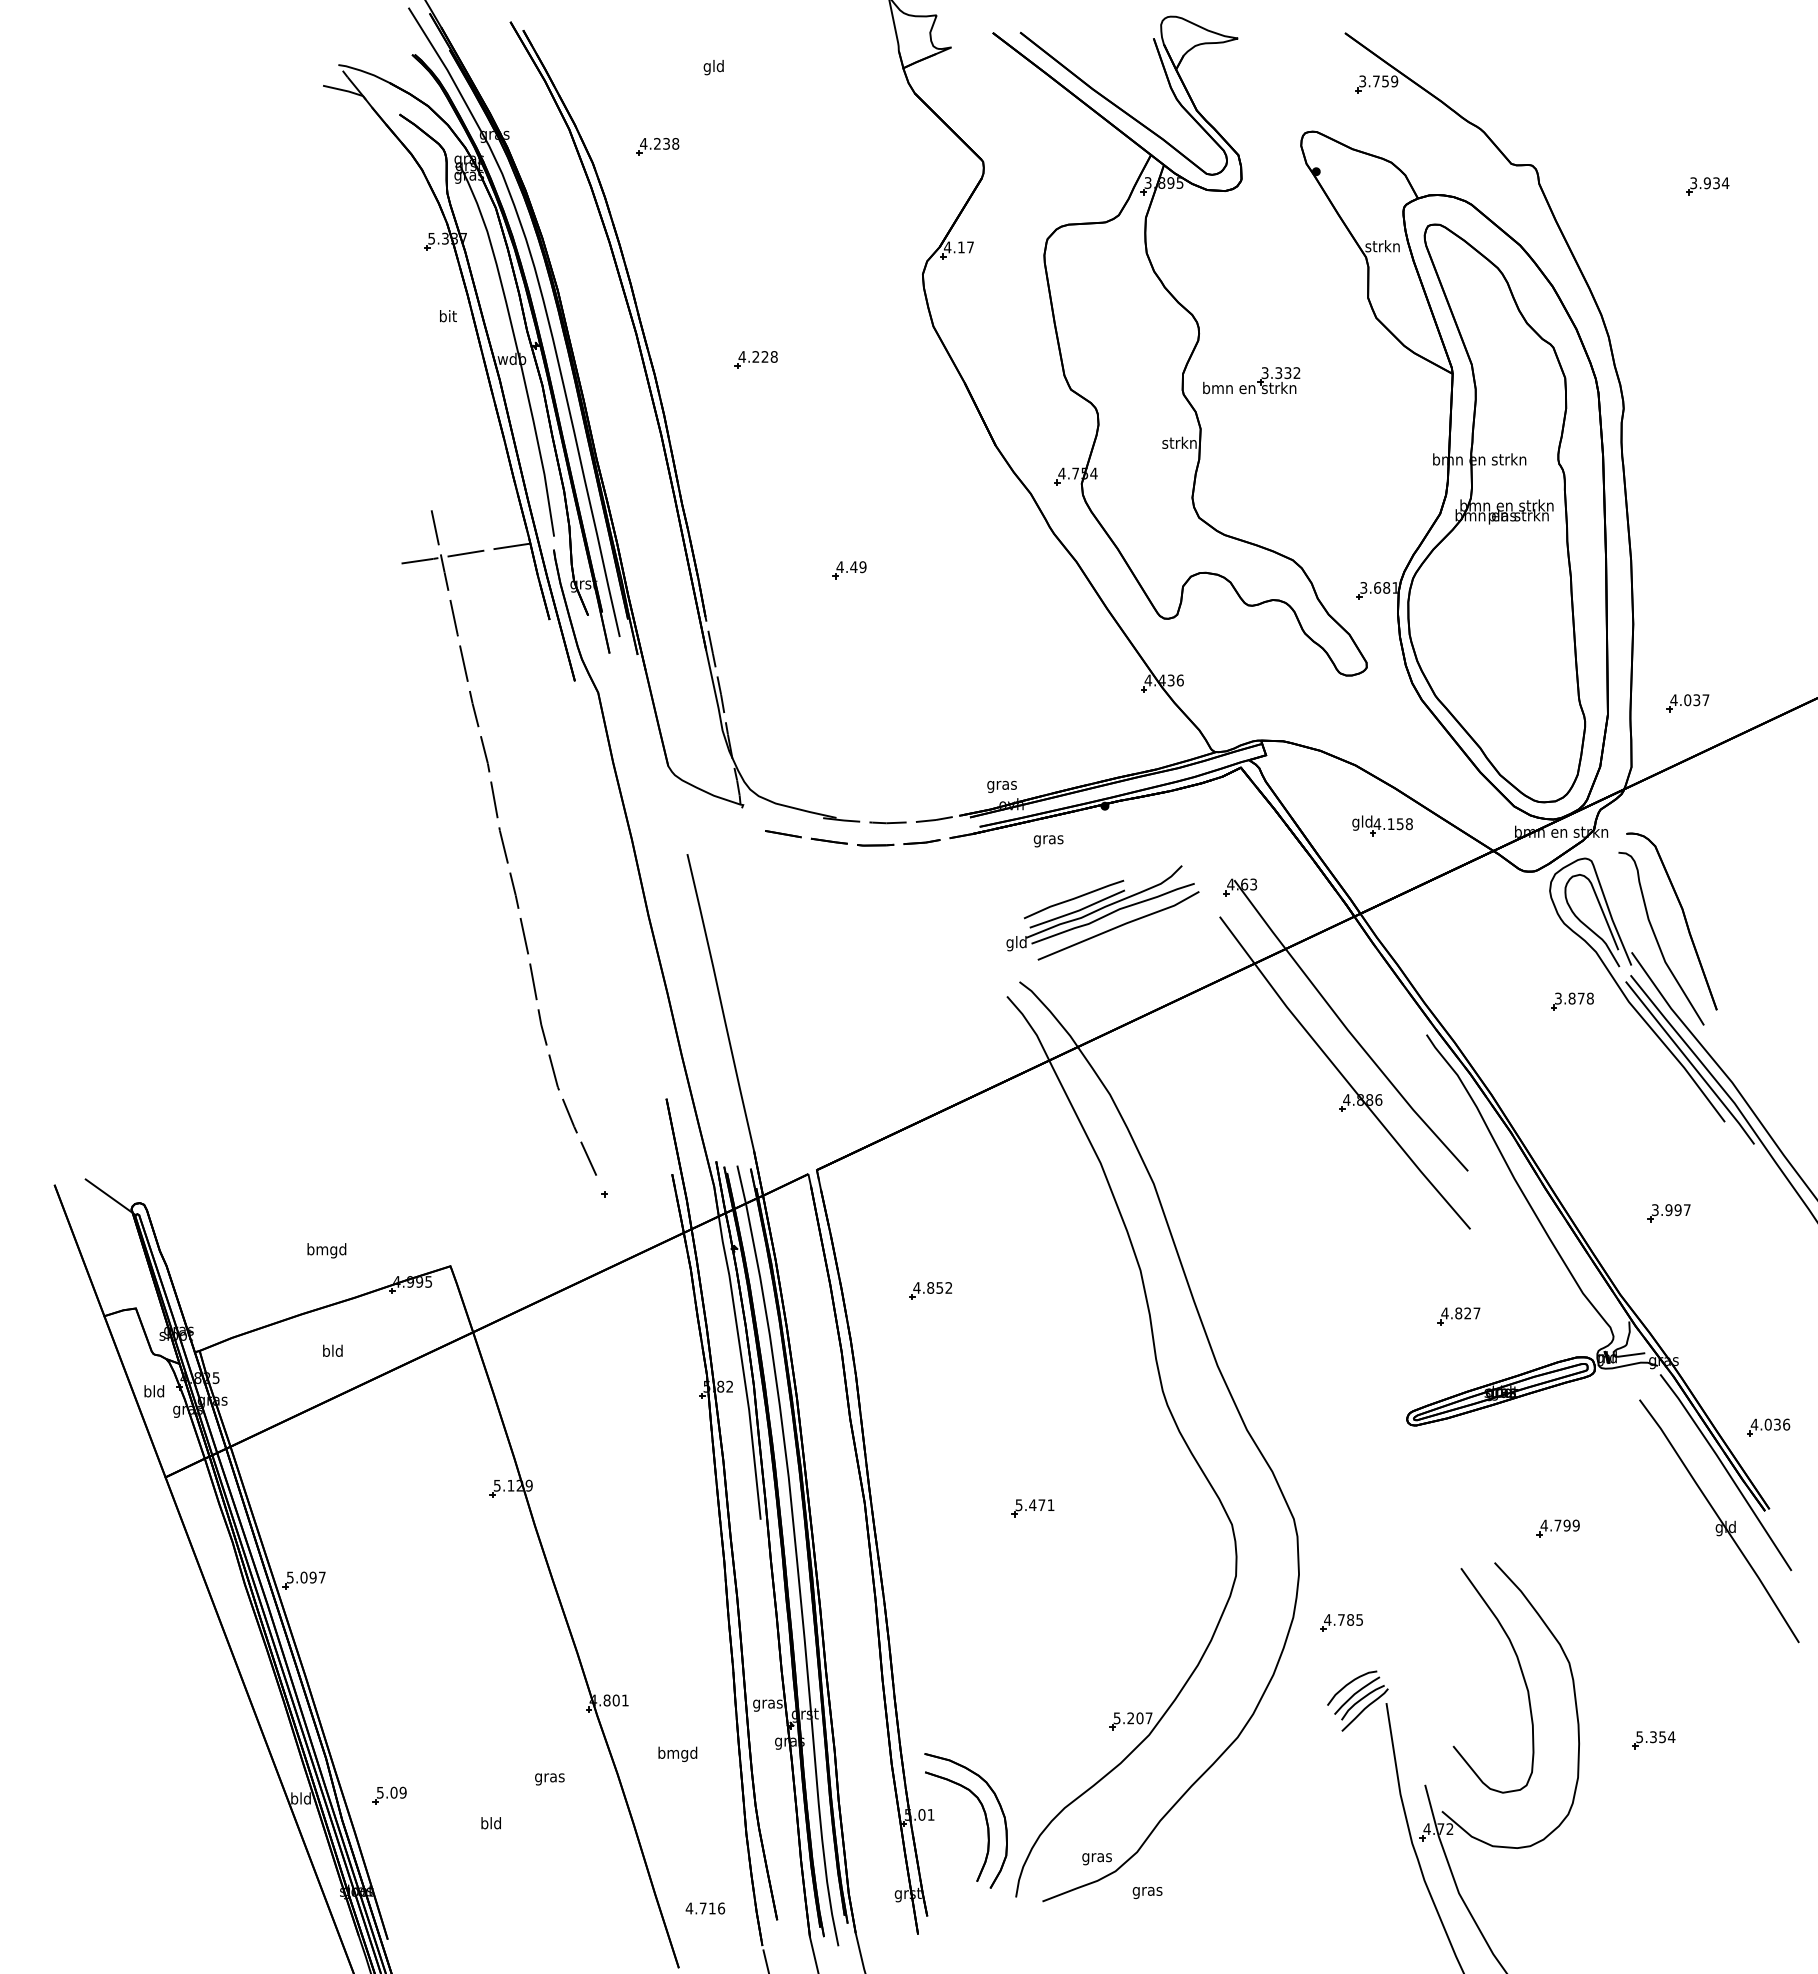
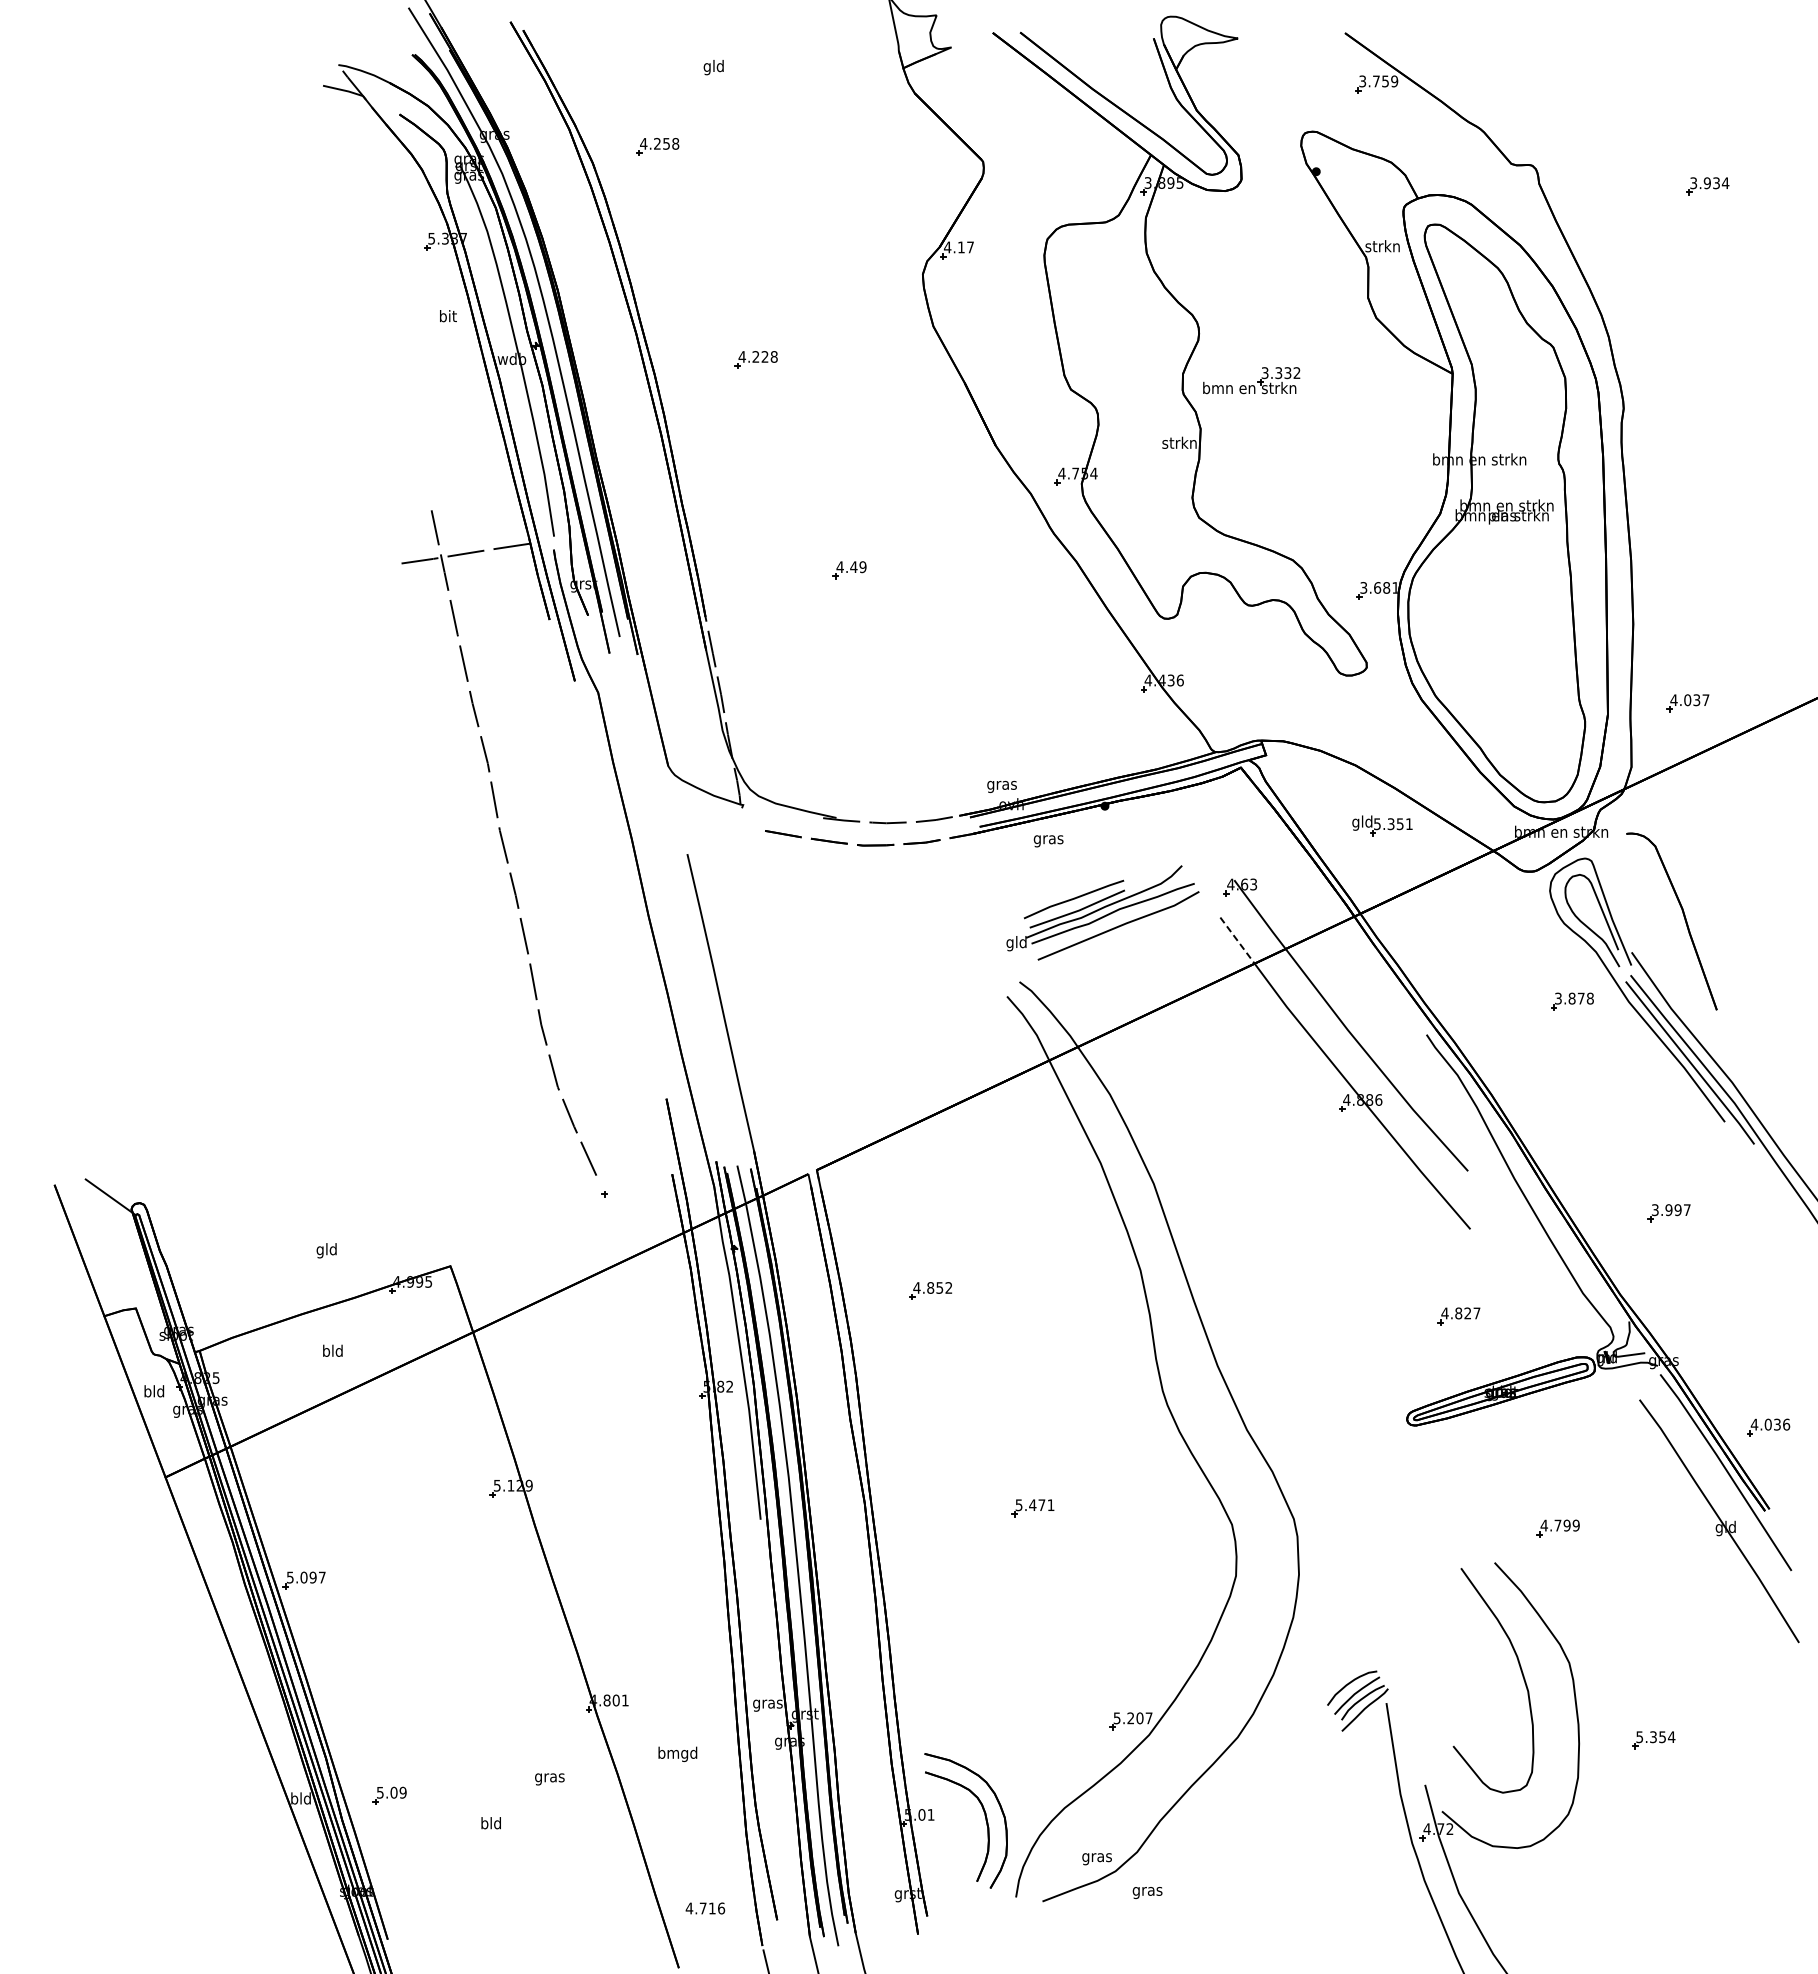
text: 4.238 -> 4.258 (666, 143)
text: 4.158 -> 5.351 (1392, 824)
curve: present -> none (1657, 938)
line: solid -> dashed (1237, 940)
text: bmgd -> gld (326, 1250)
part: present -> none (1341, 1622)
